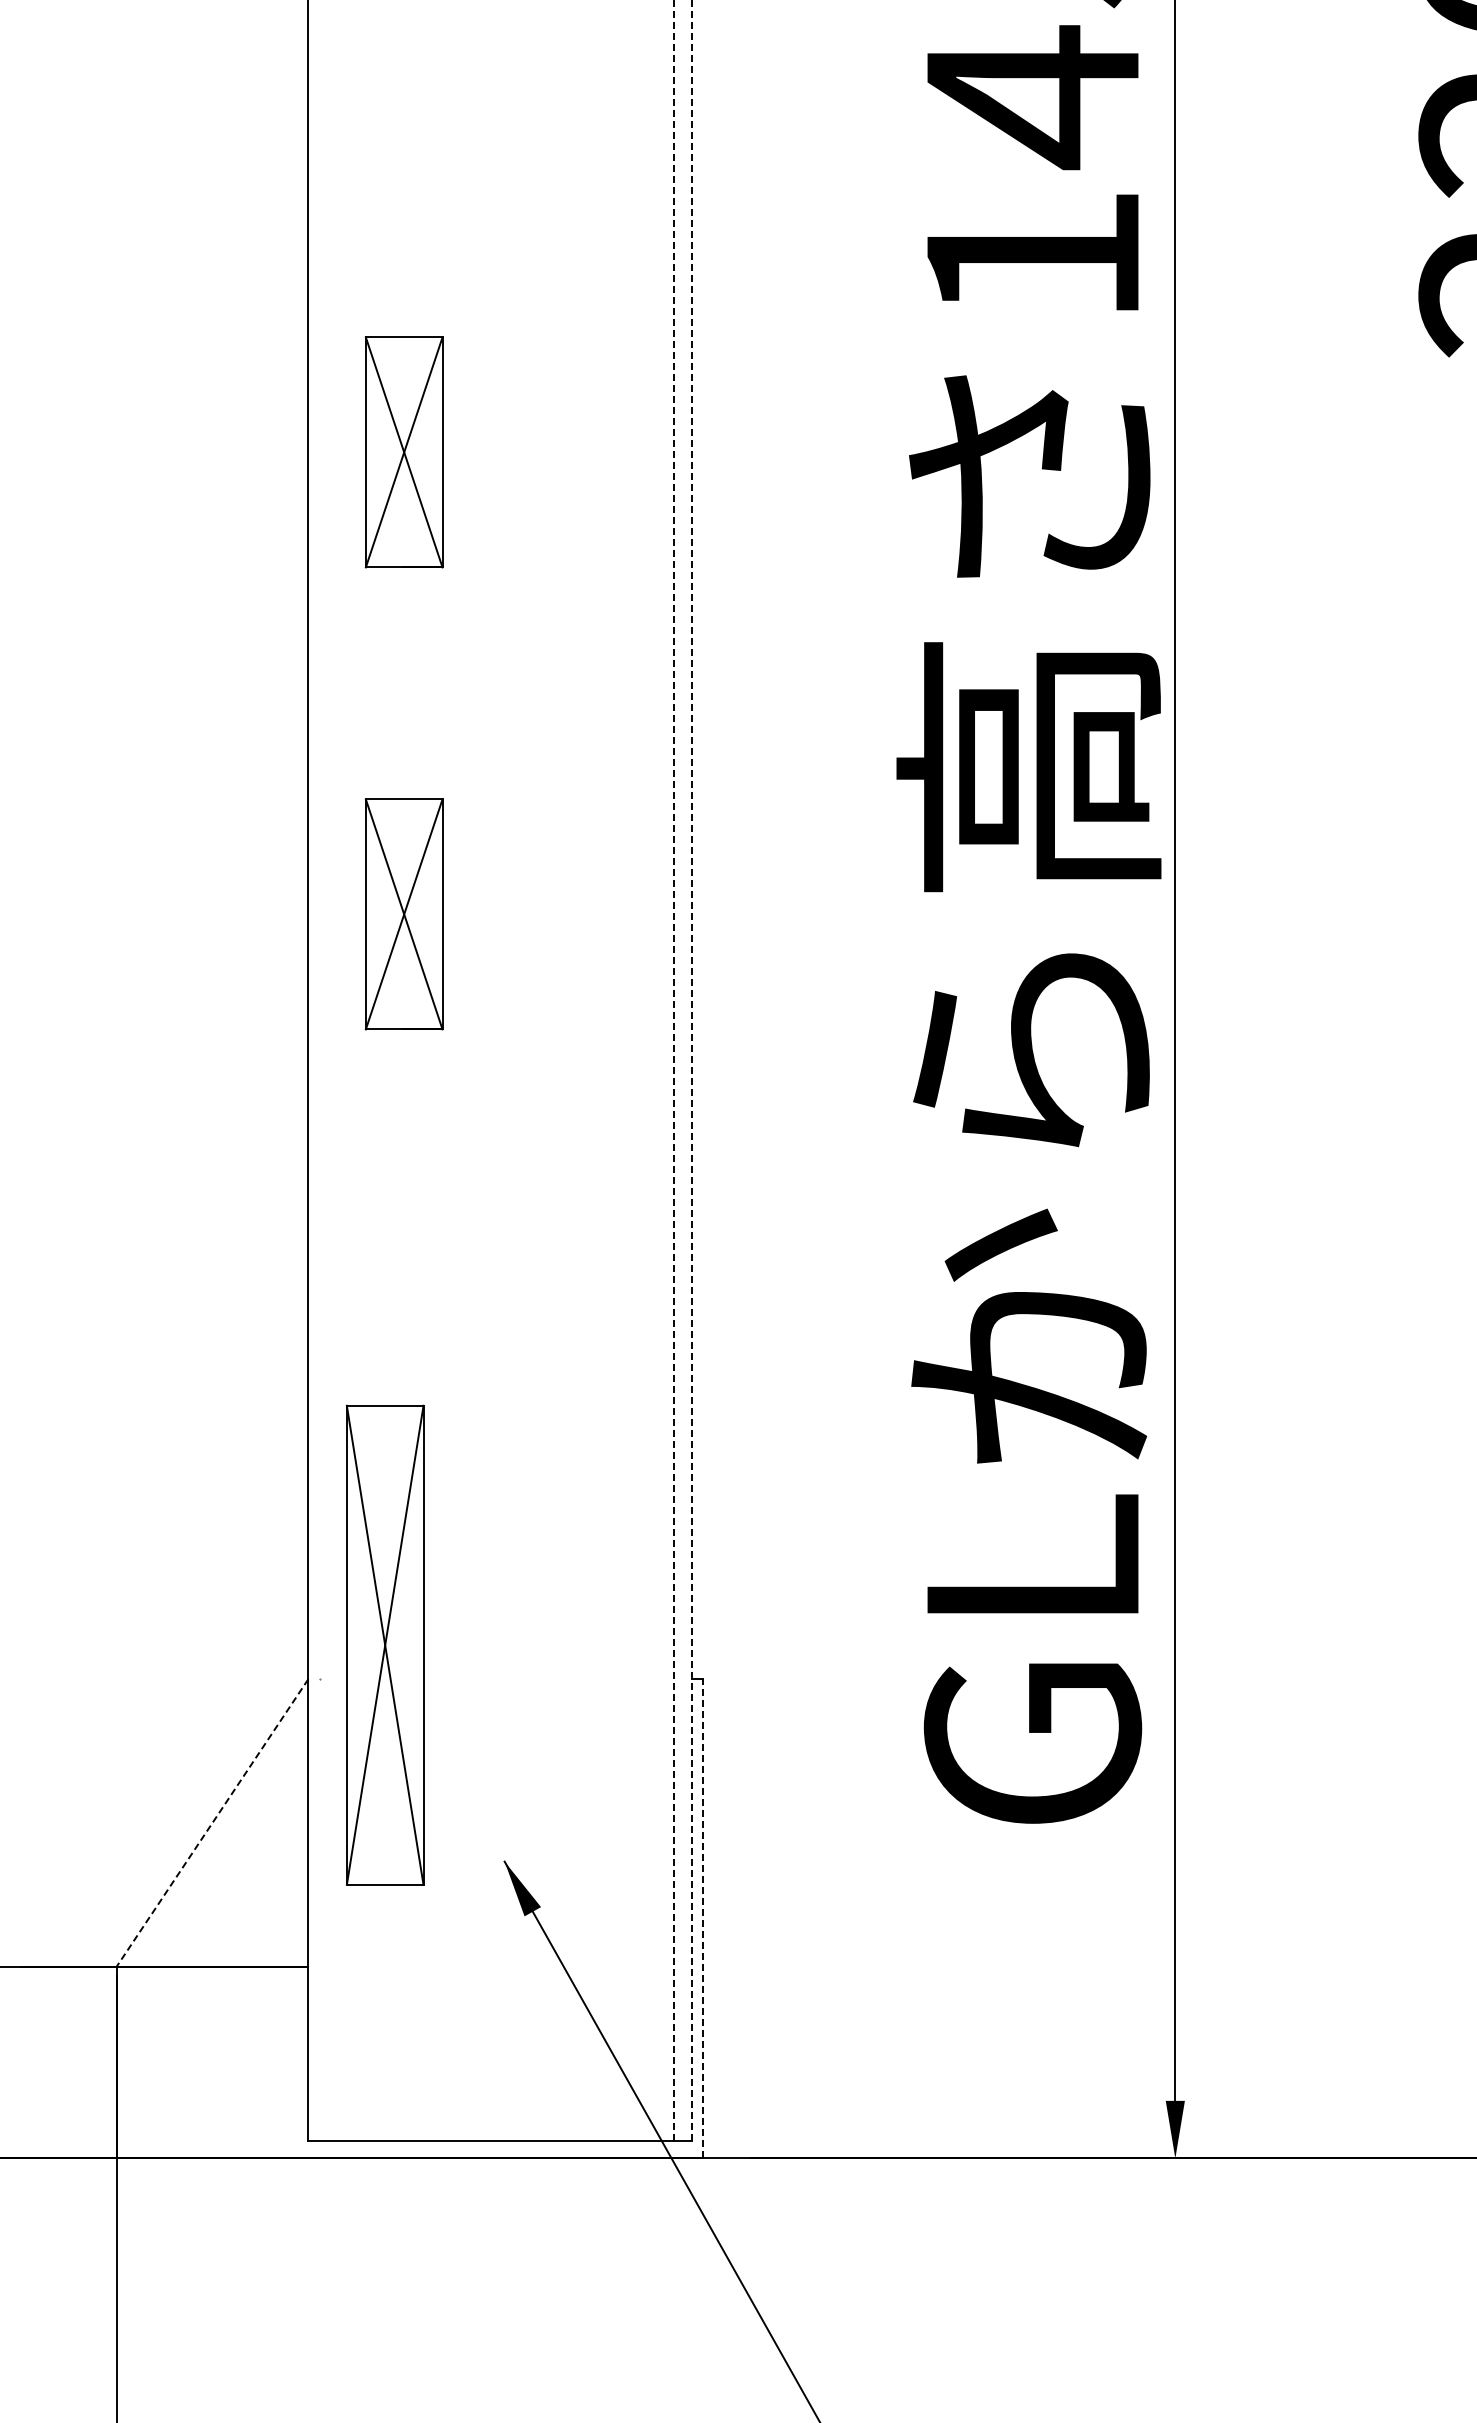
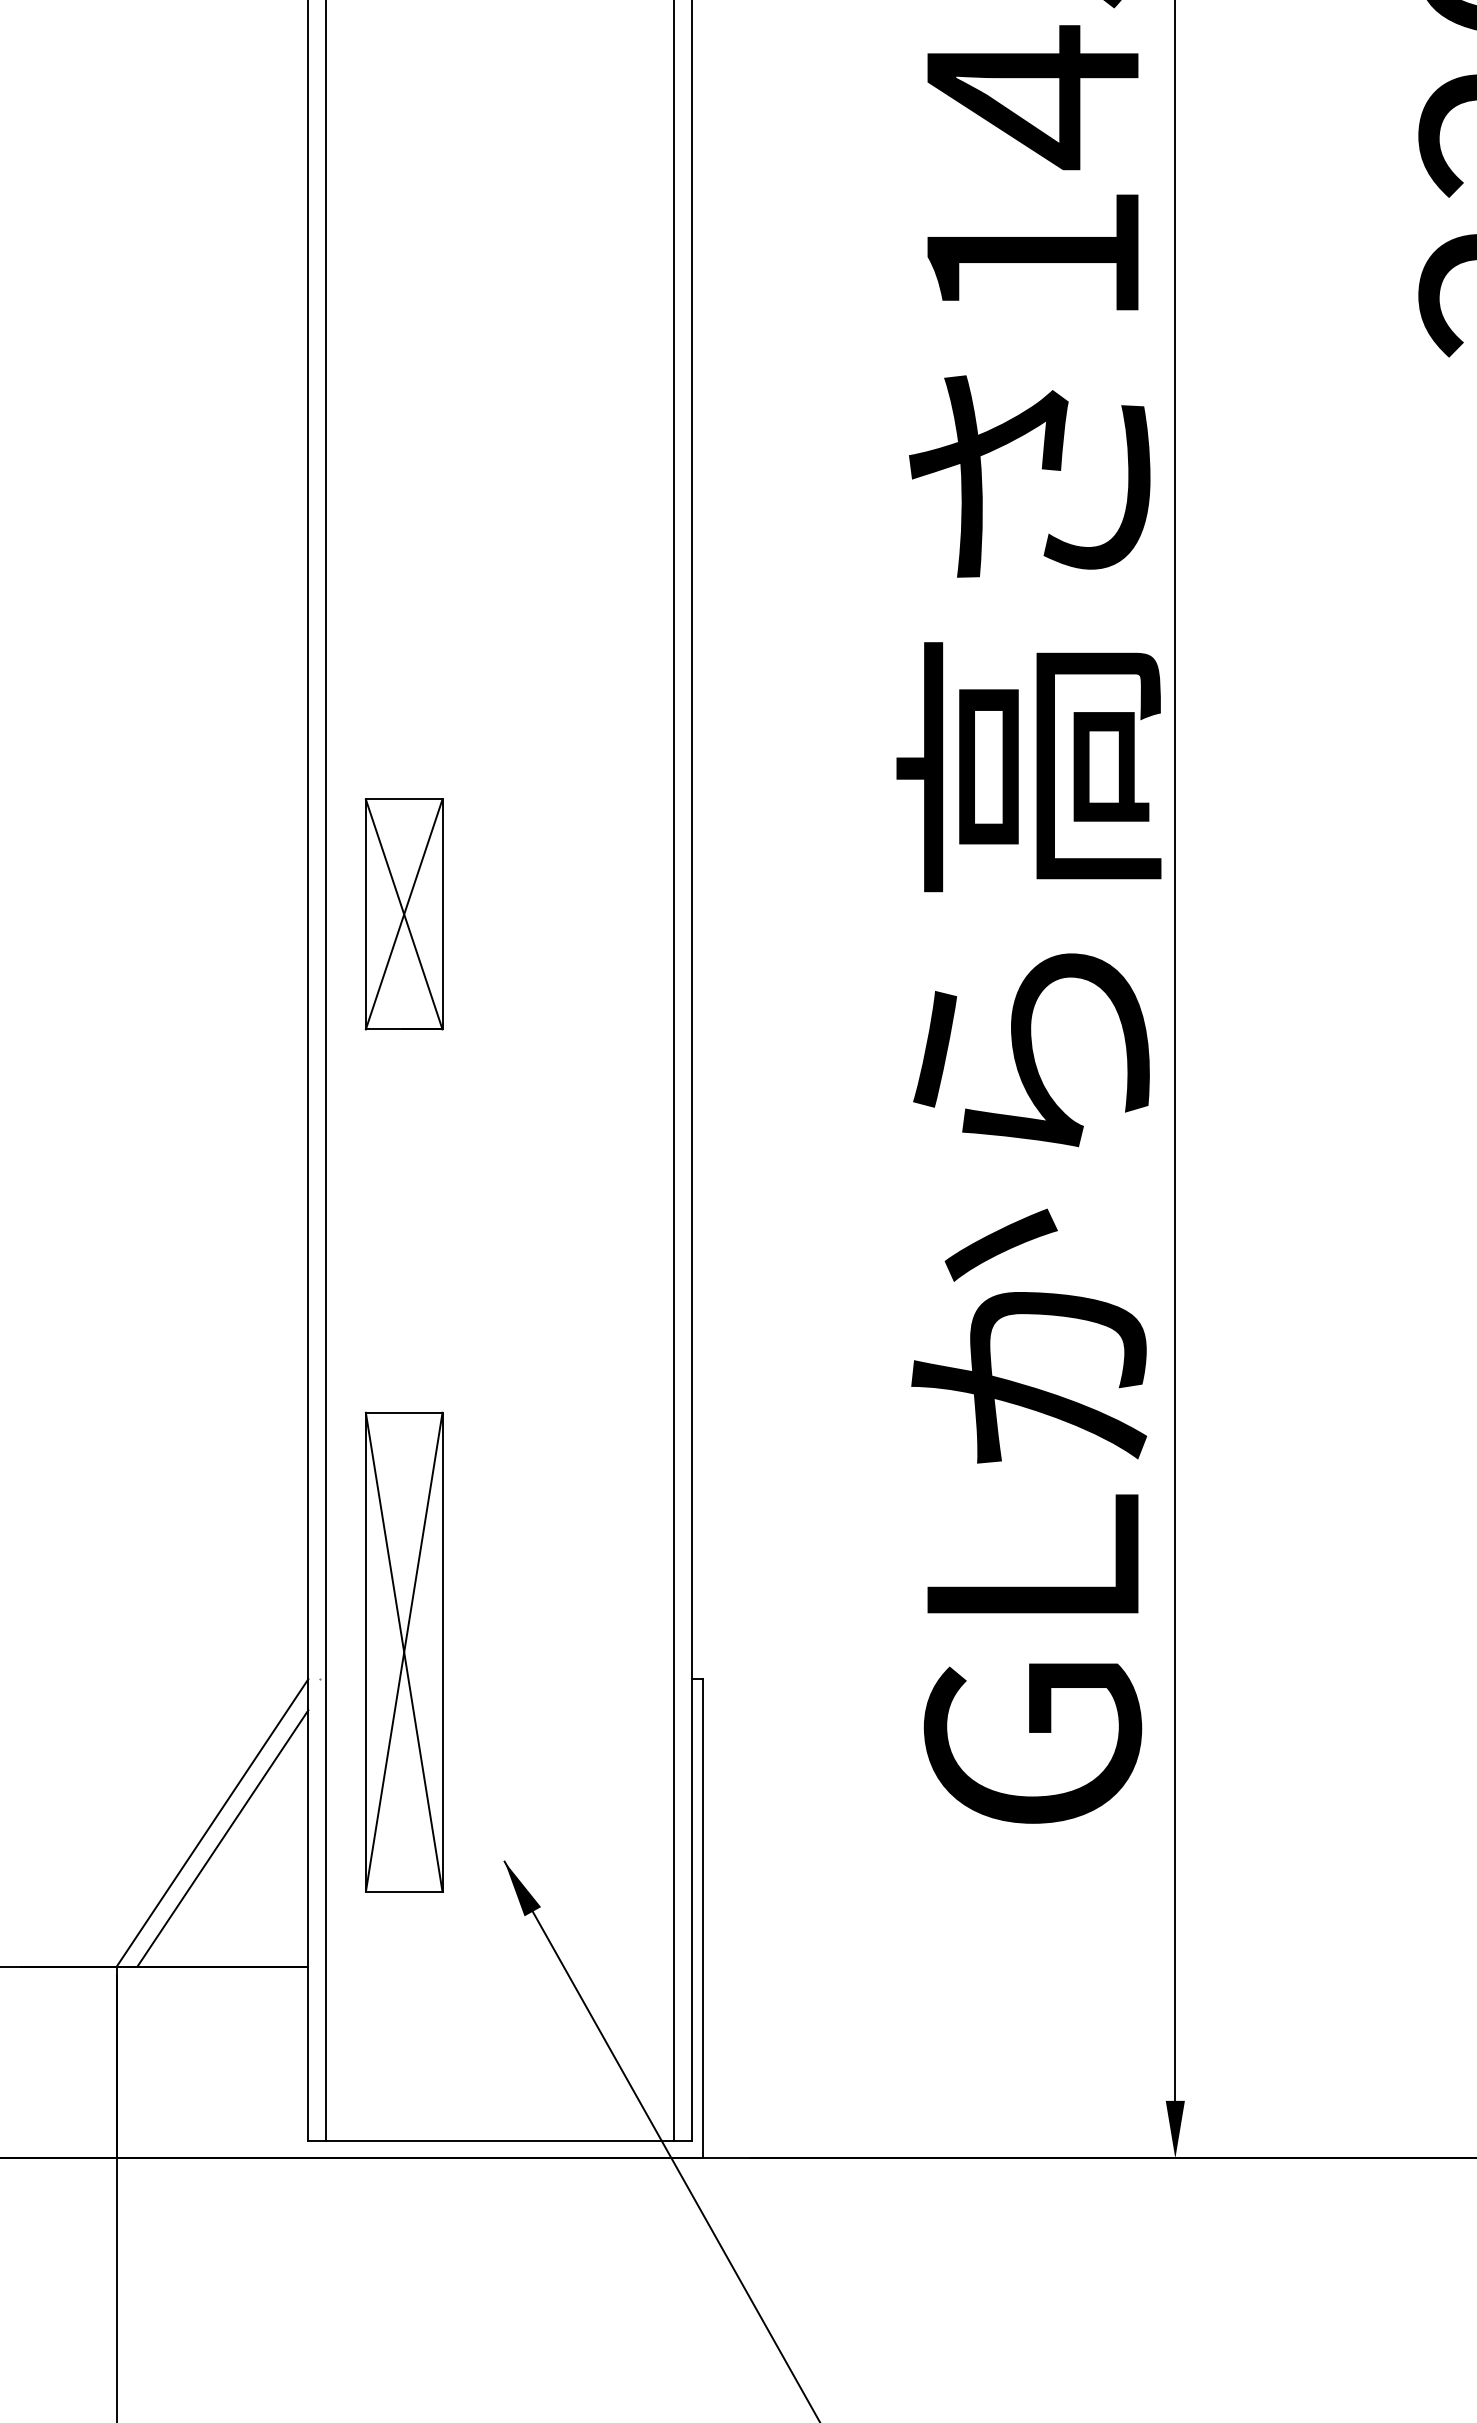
part: present -> none (403, 452)
line: none -> present (325, 1071)
line: dashed -> solid (674, 1071)
line: dashed -> solid (691, 1071)
part position: (384, 1644) -> (403, 1651) (403, 1651)
line: dashed -> solid (212, 1822)
line: none -> present (222, 1838)
line: dashed -> solid (703, 1918)
